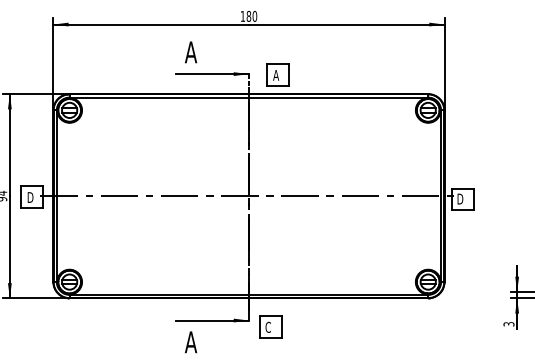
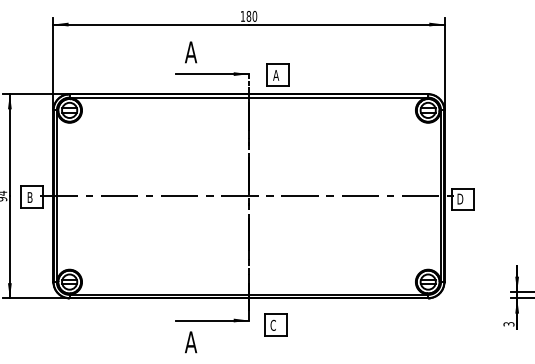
text: D -> B (30, 197)
part position: (270, 326) -> (275, 324) (275, 324)
